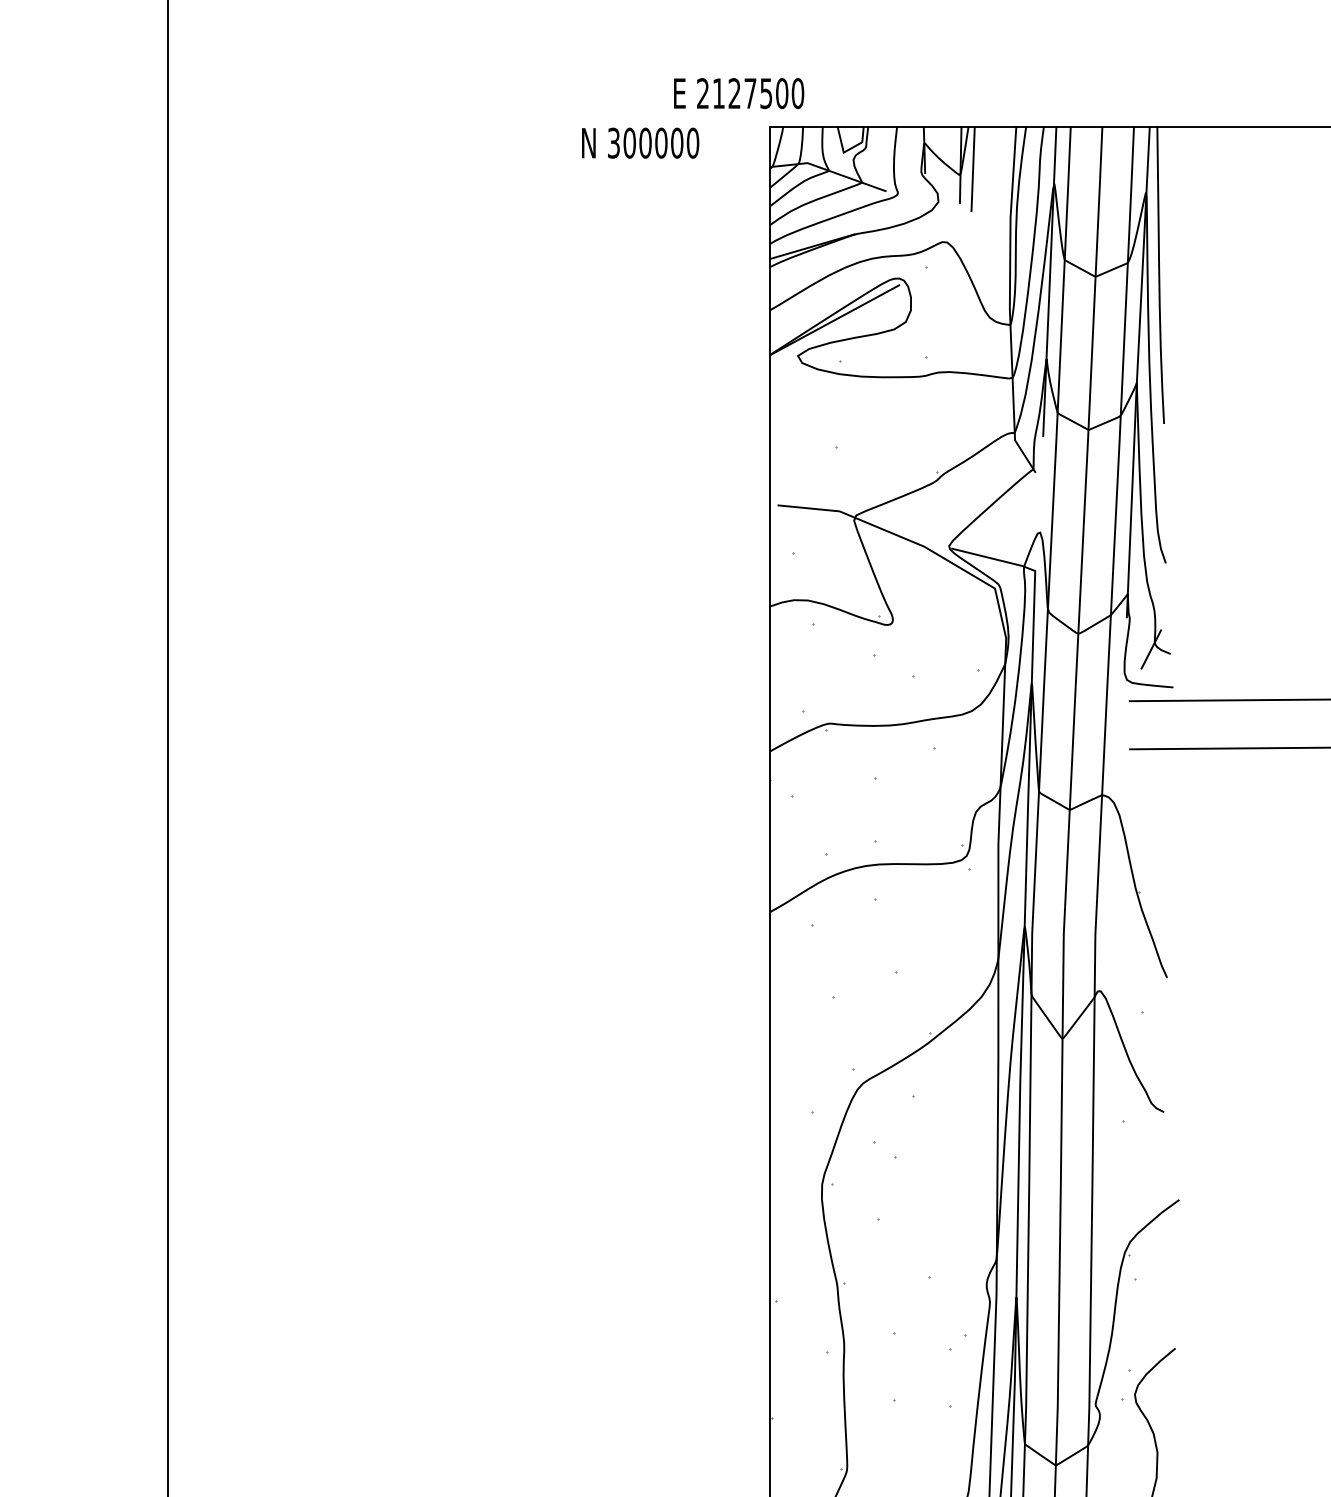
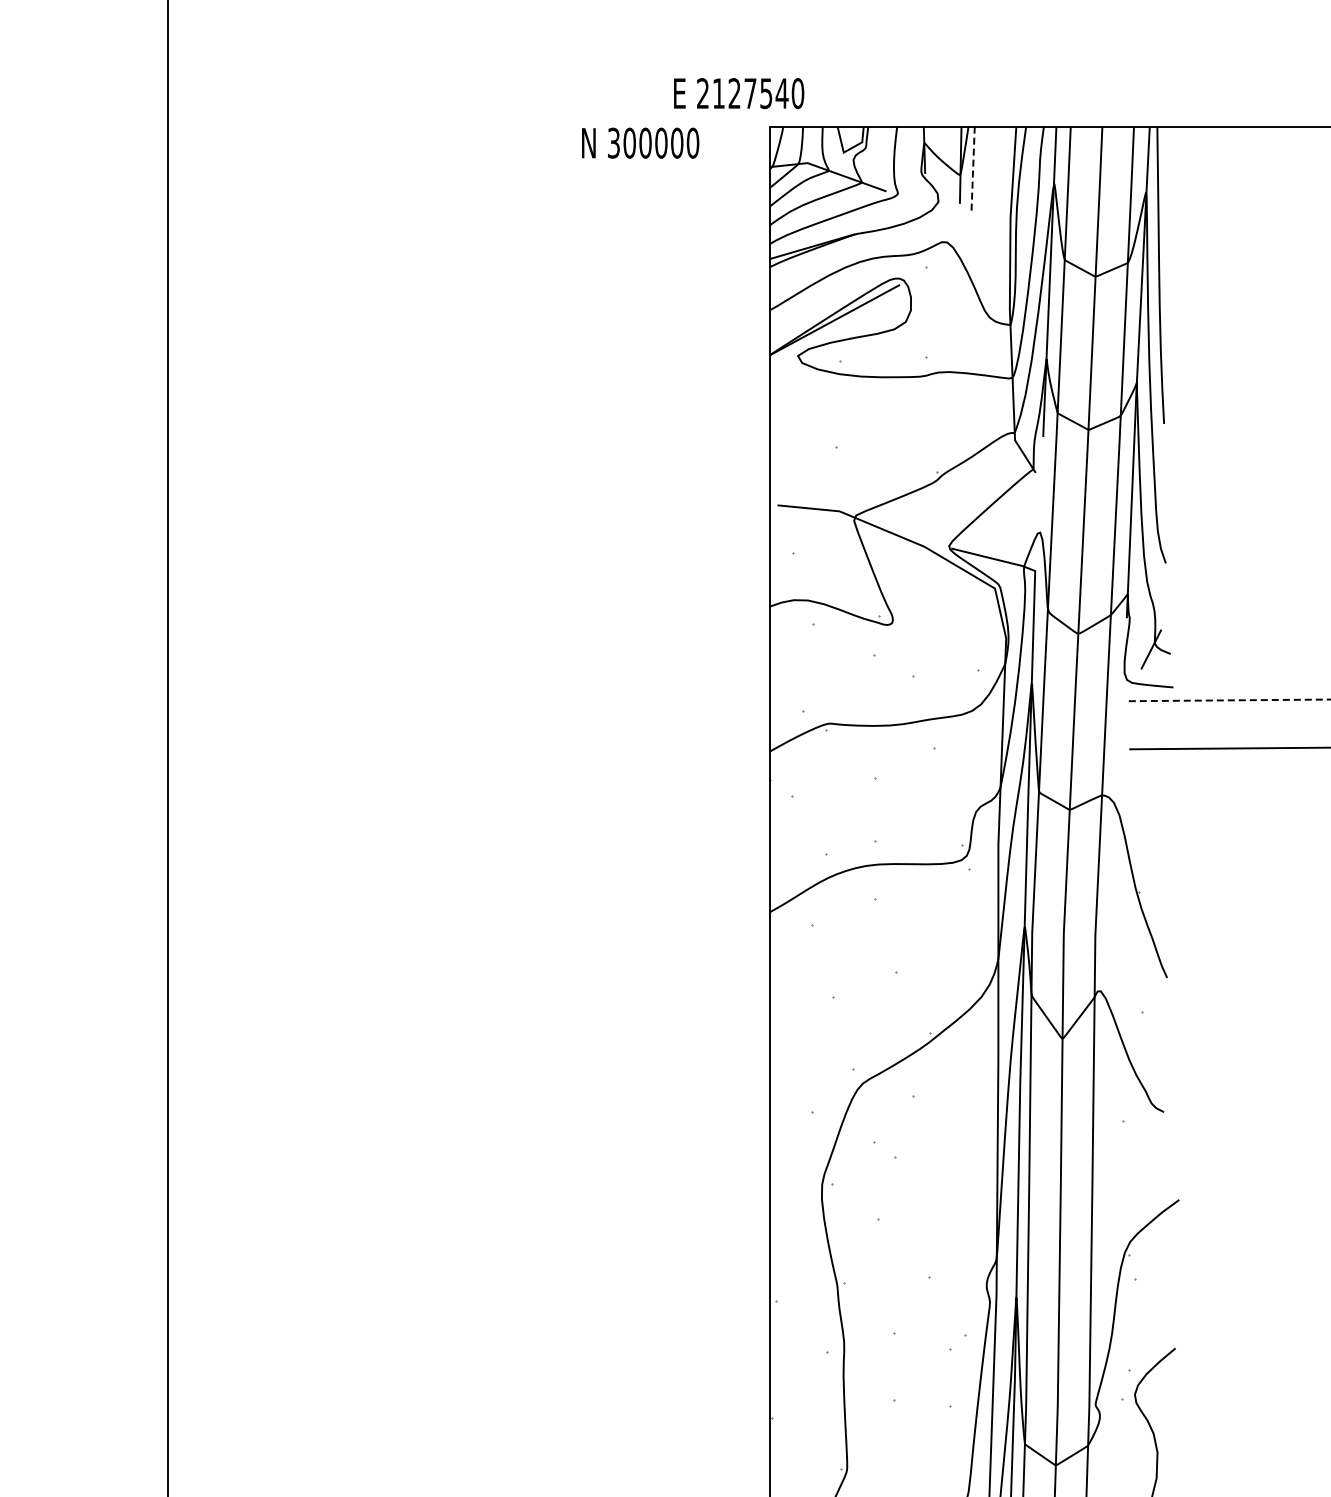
text: 2127500 -> 2127540 (781, 93)
line: solid -> dashed (973, 169)
line: solid -> dashed (1229, 700)
